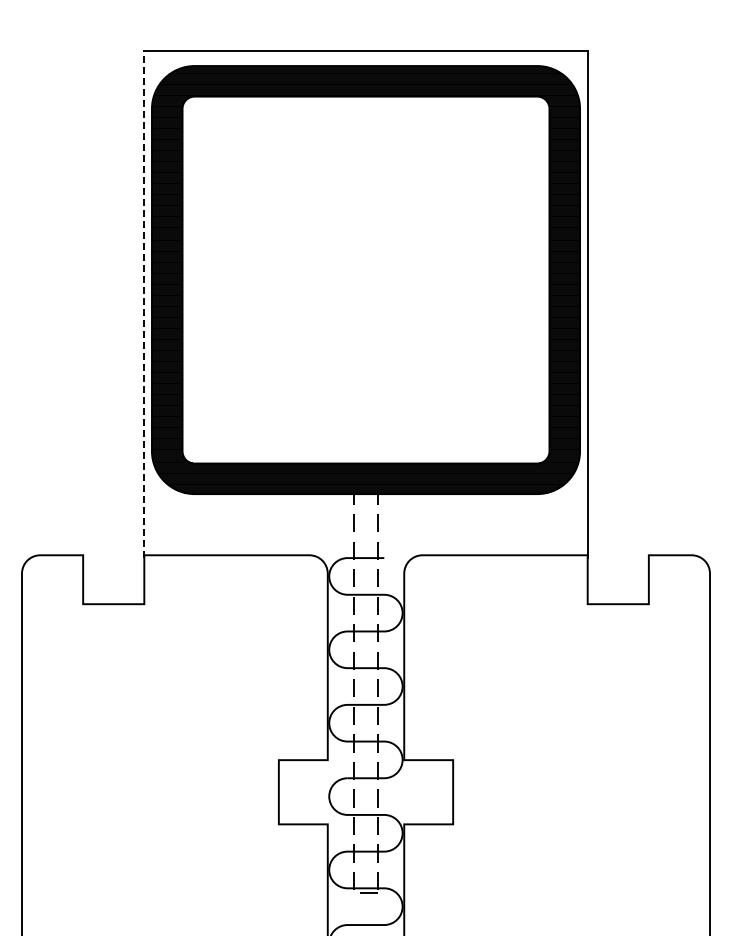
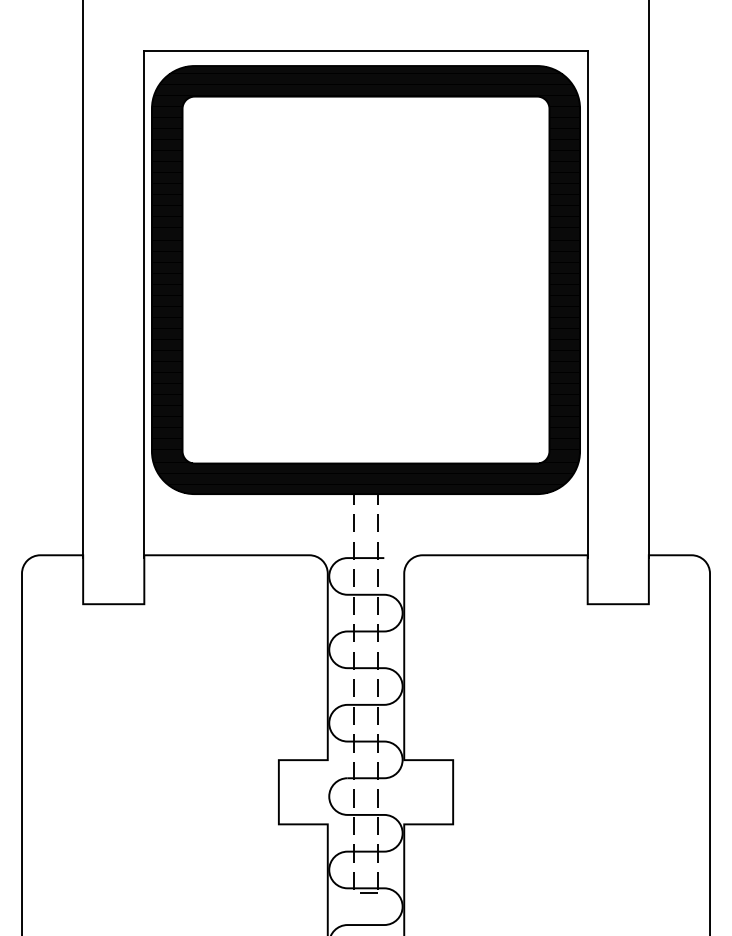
line: none -> present (83, 280)
line: none -> present (648, 280)
line: dashed -> solid (144, 304)
